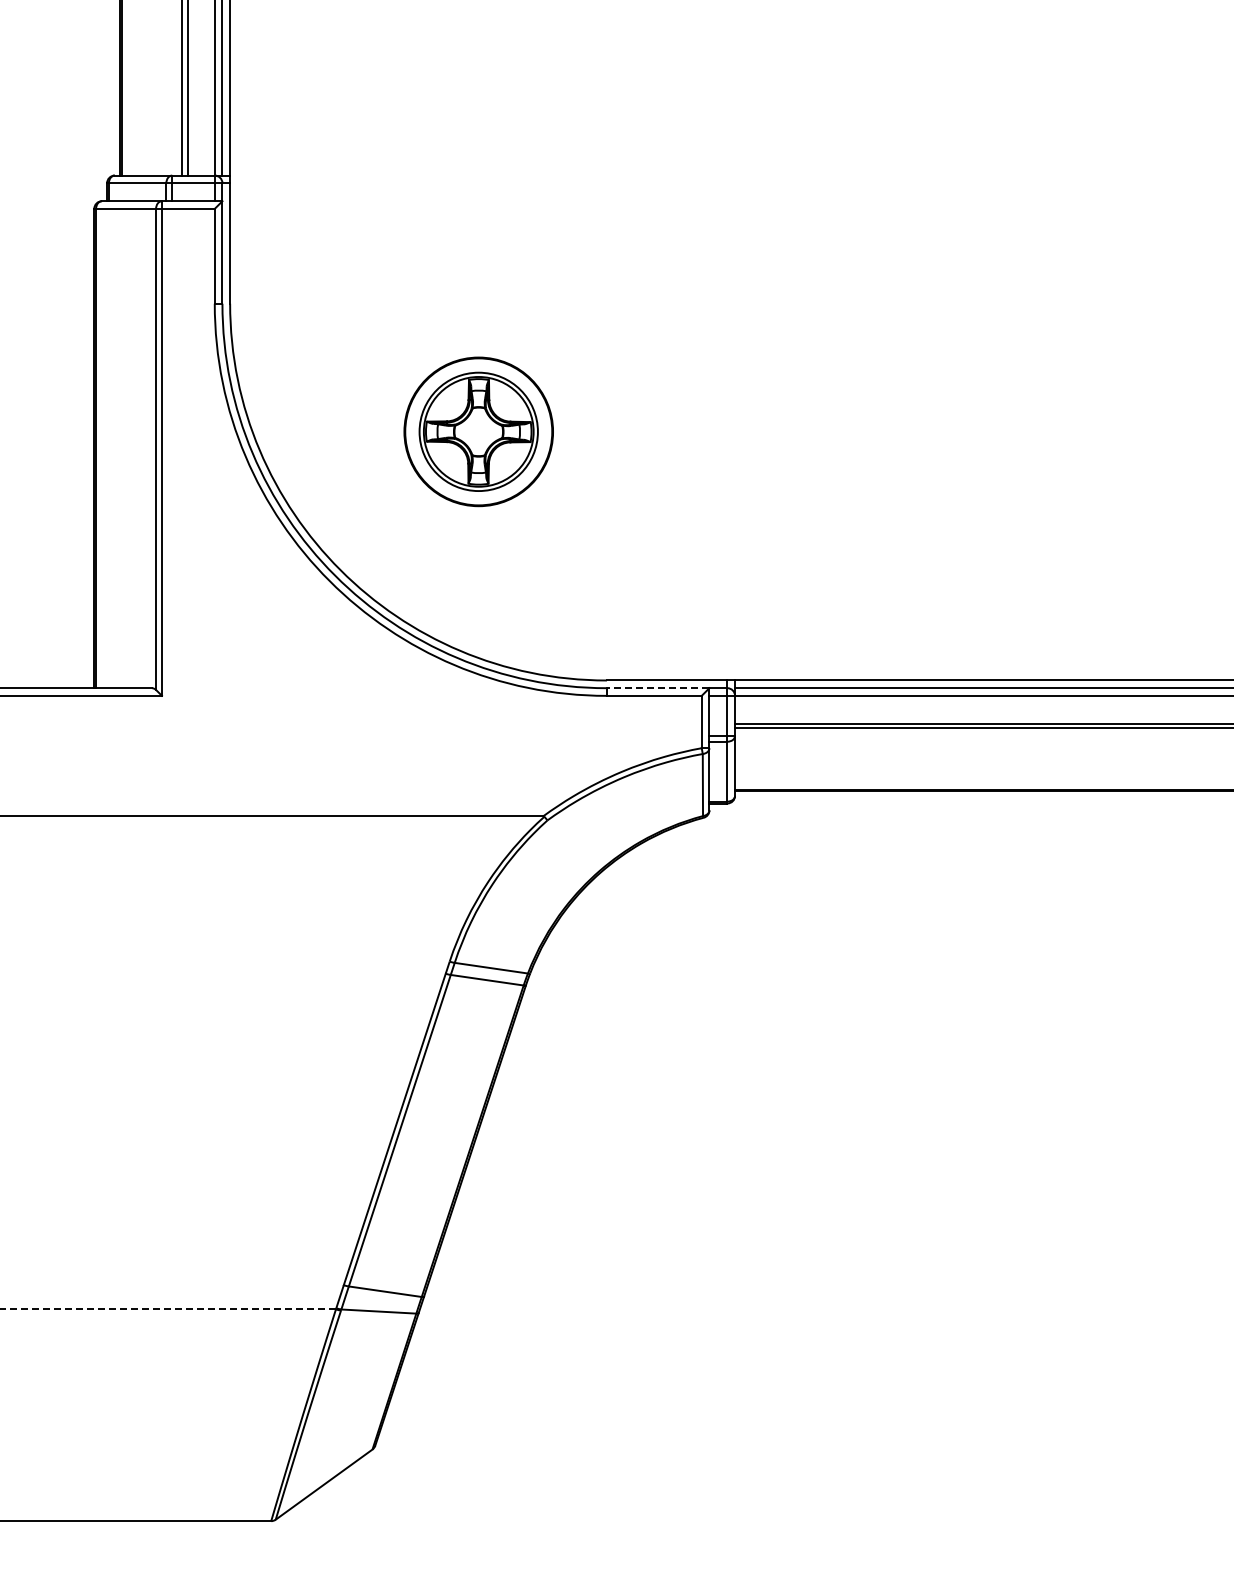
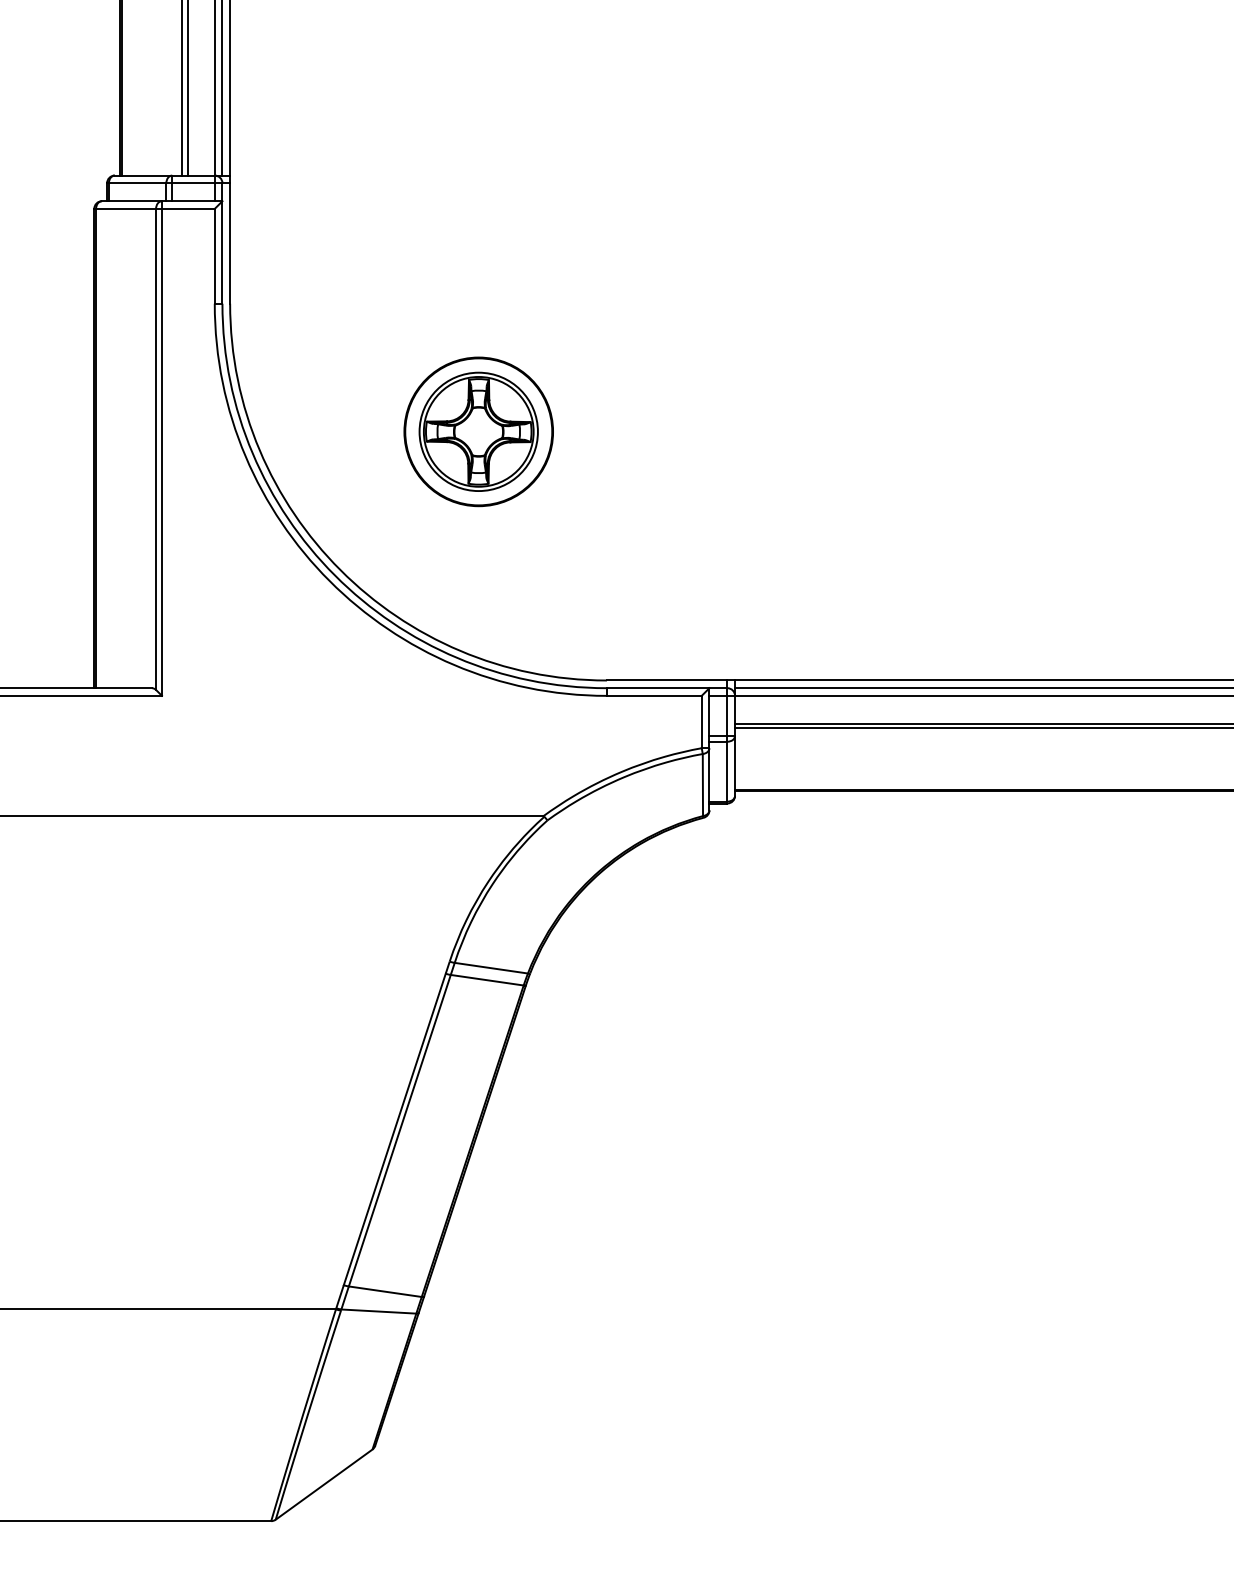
line: dashed -> solid (657, 688)
line: dashed -> solid (168, 1309)
